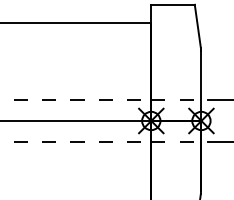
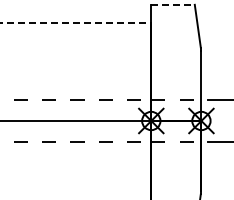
line: solid -> dashed (173, 4)
line: solid -> dashed (76, 23)
